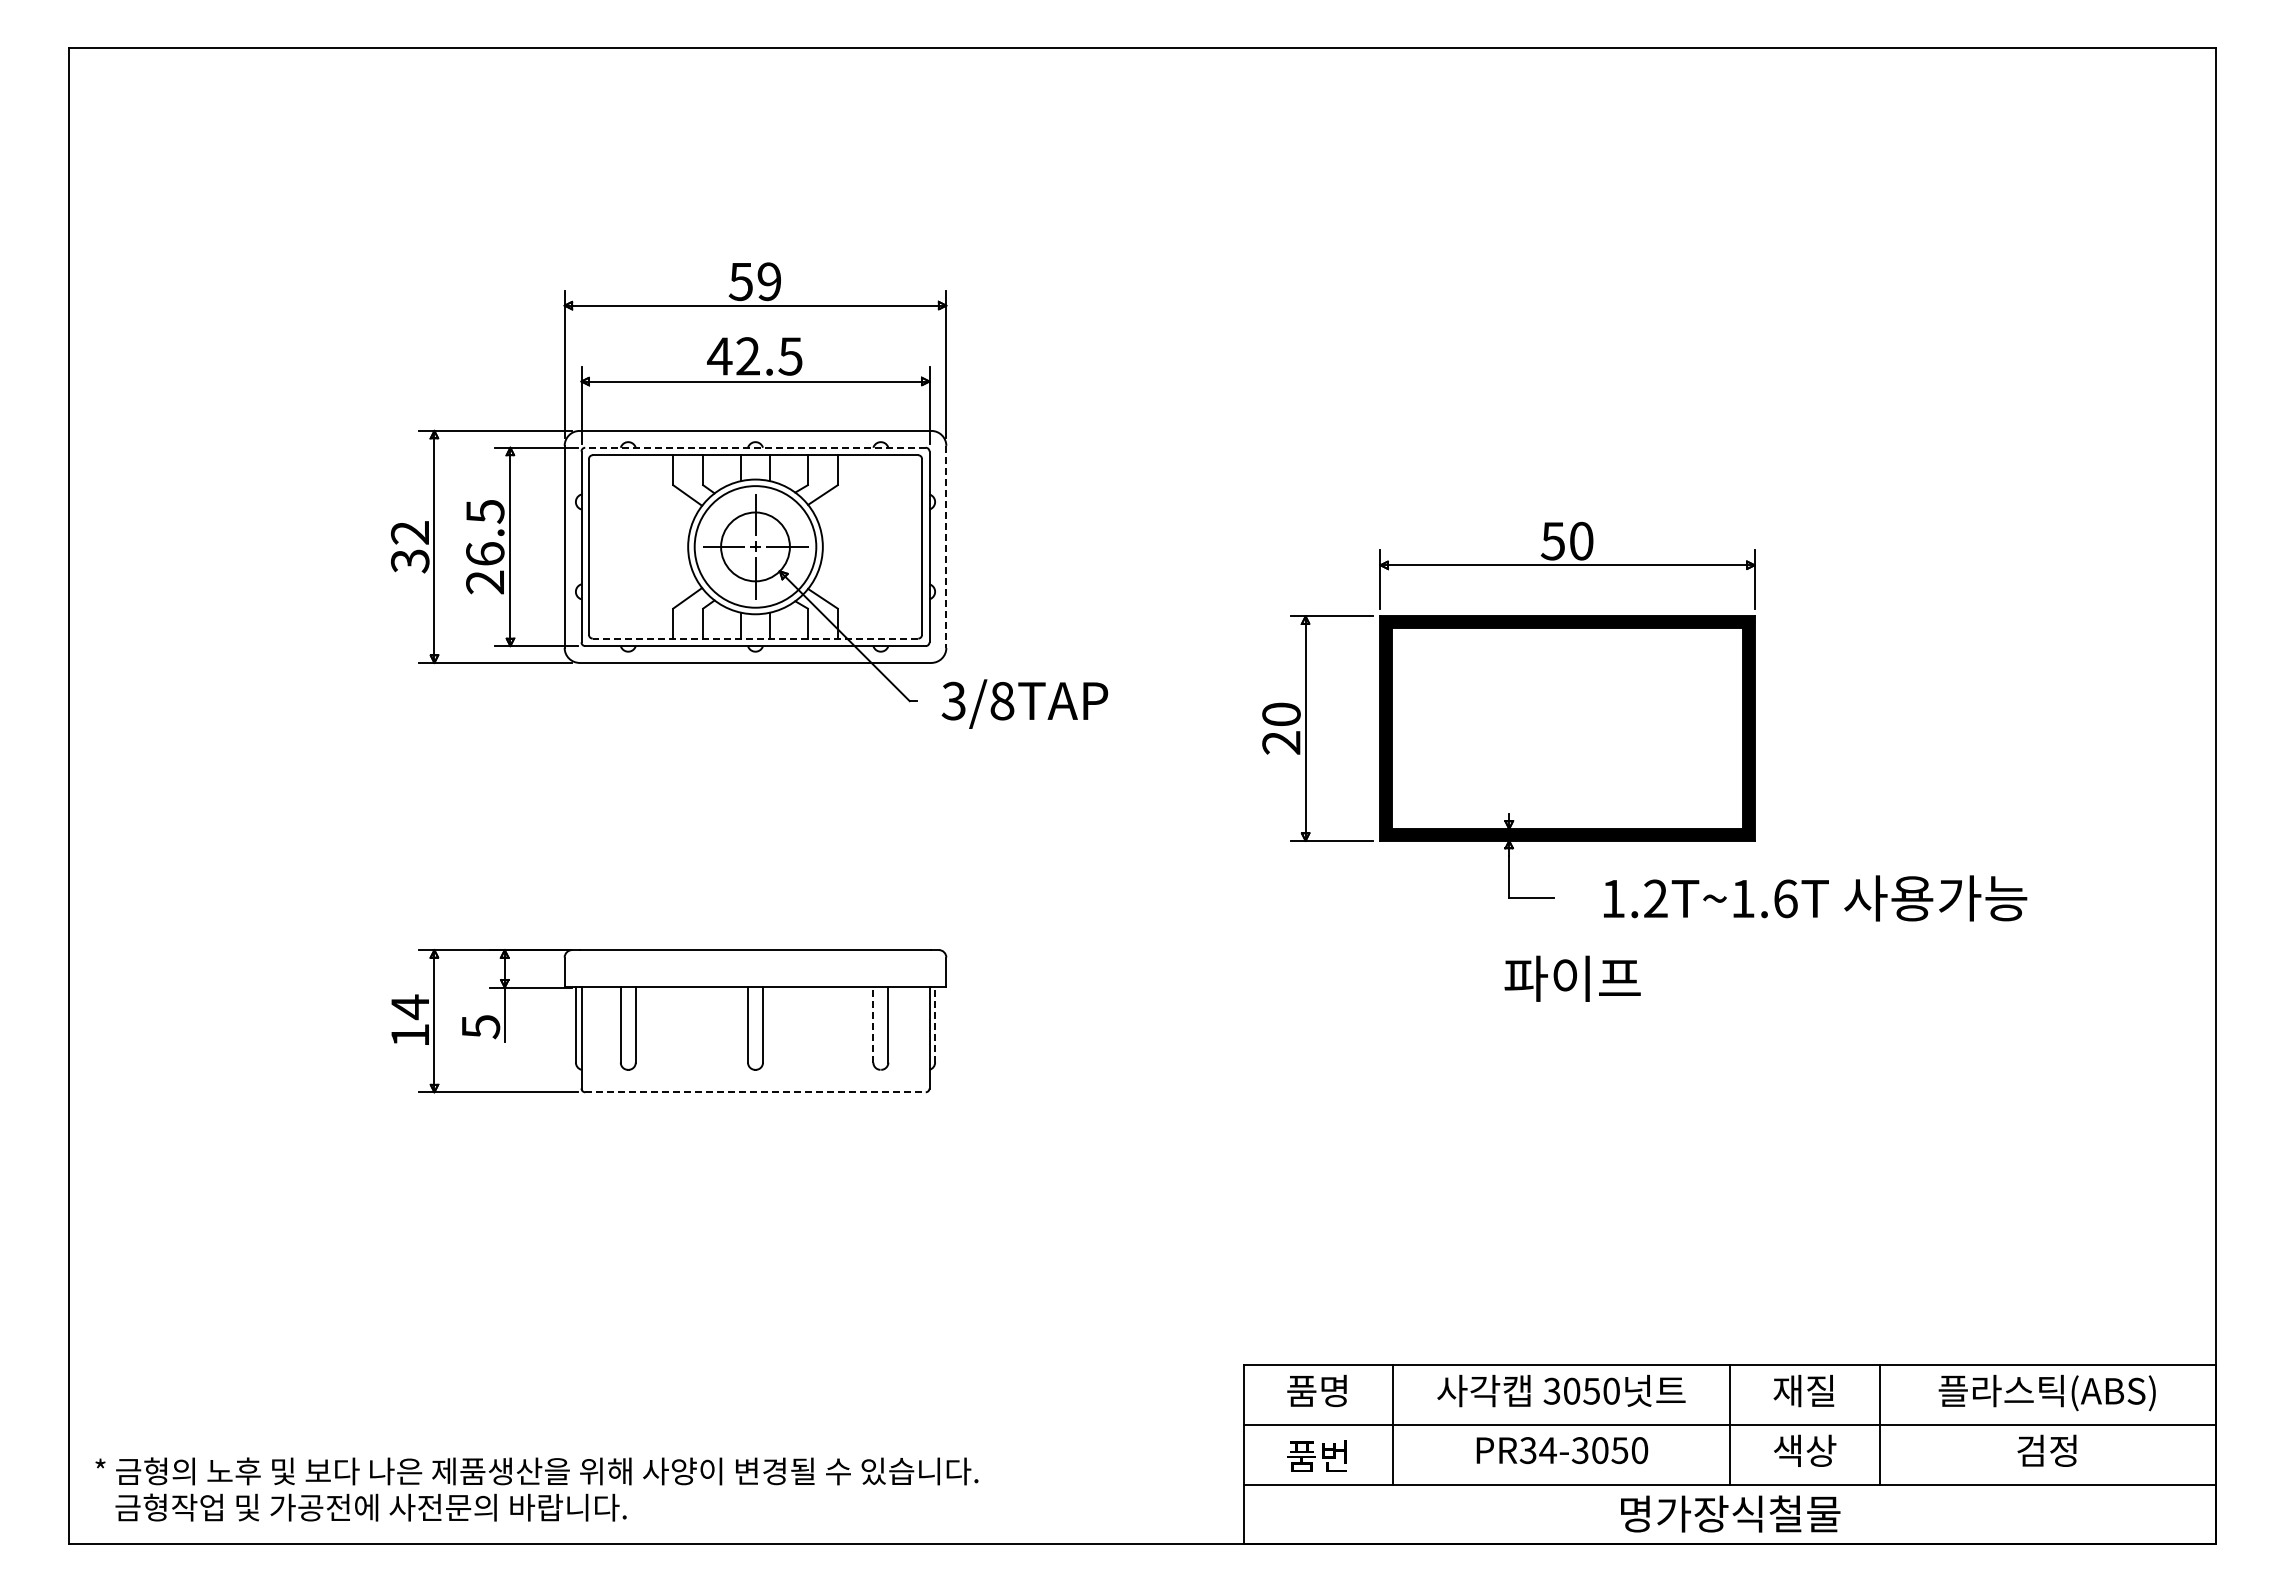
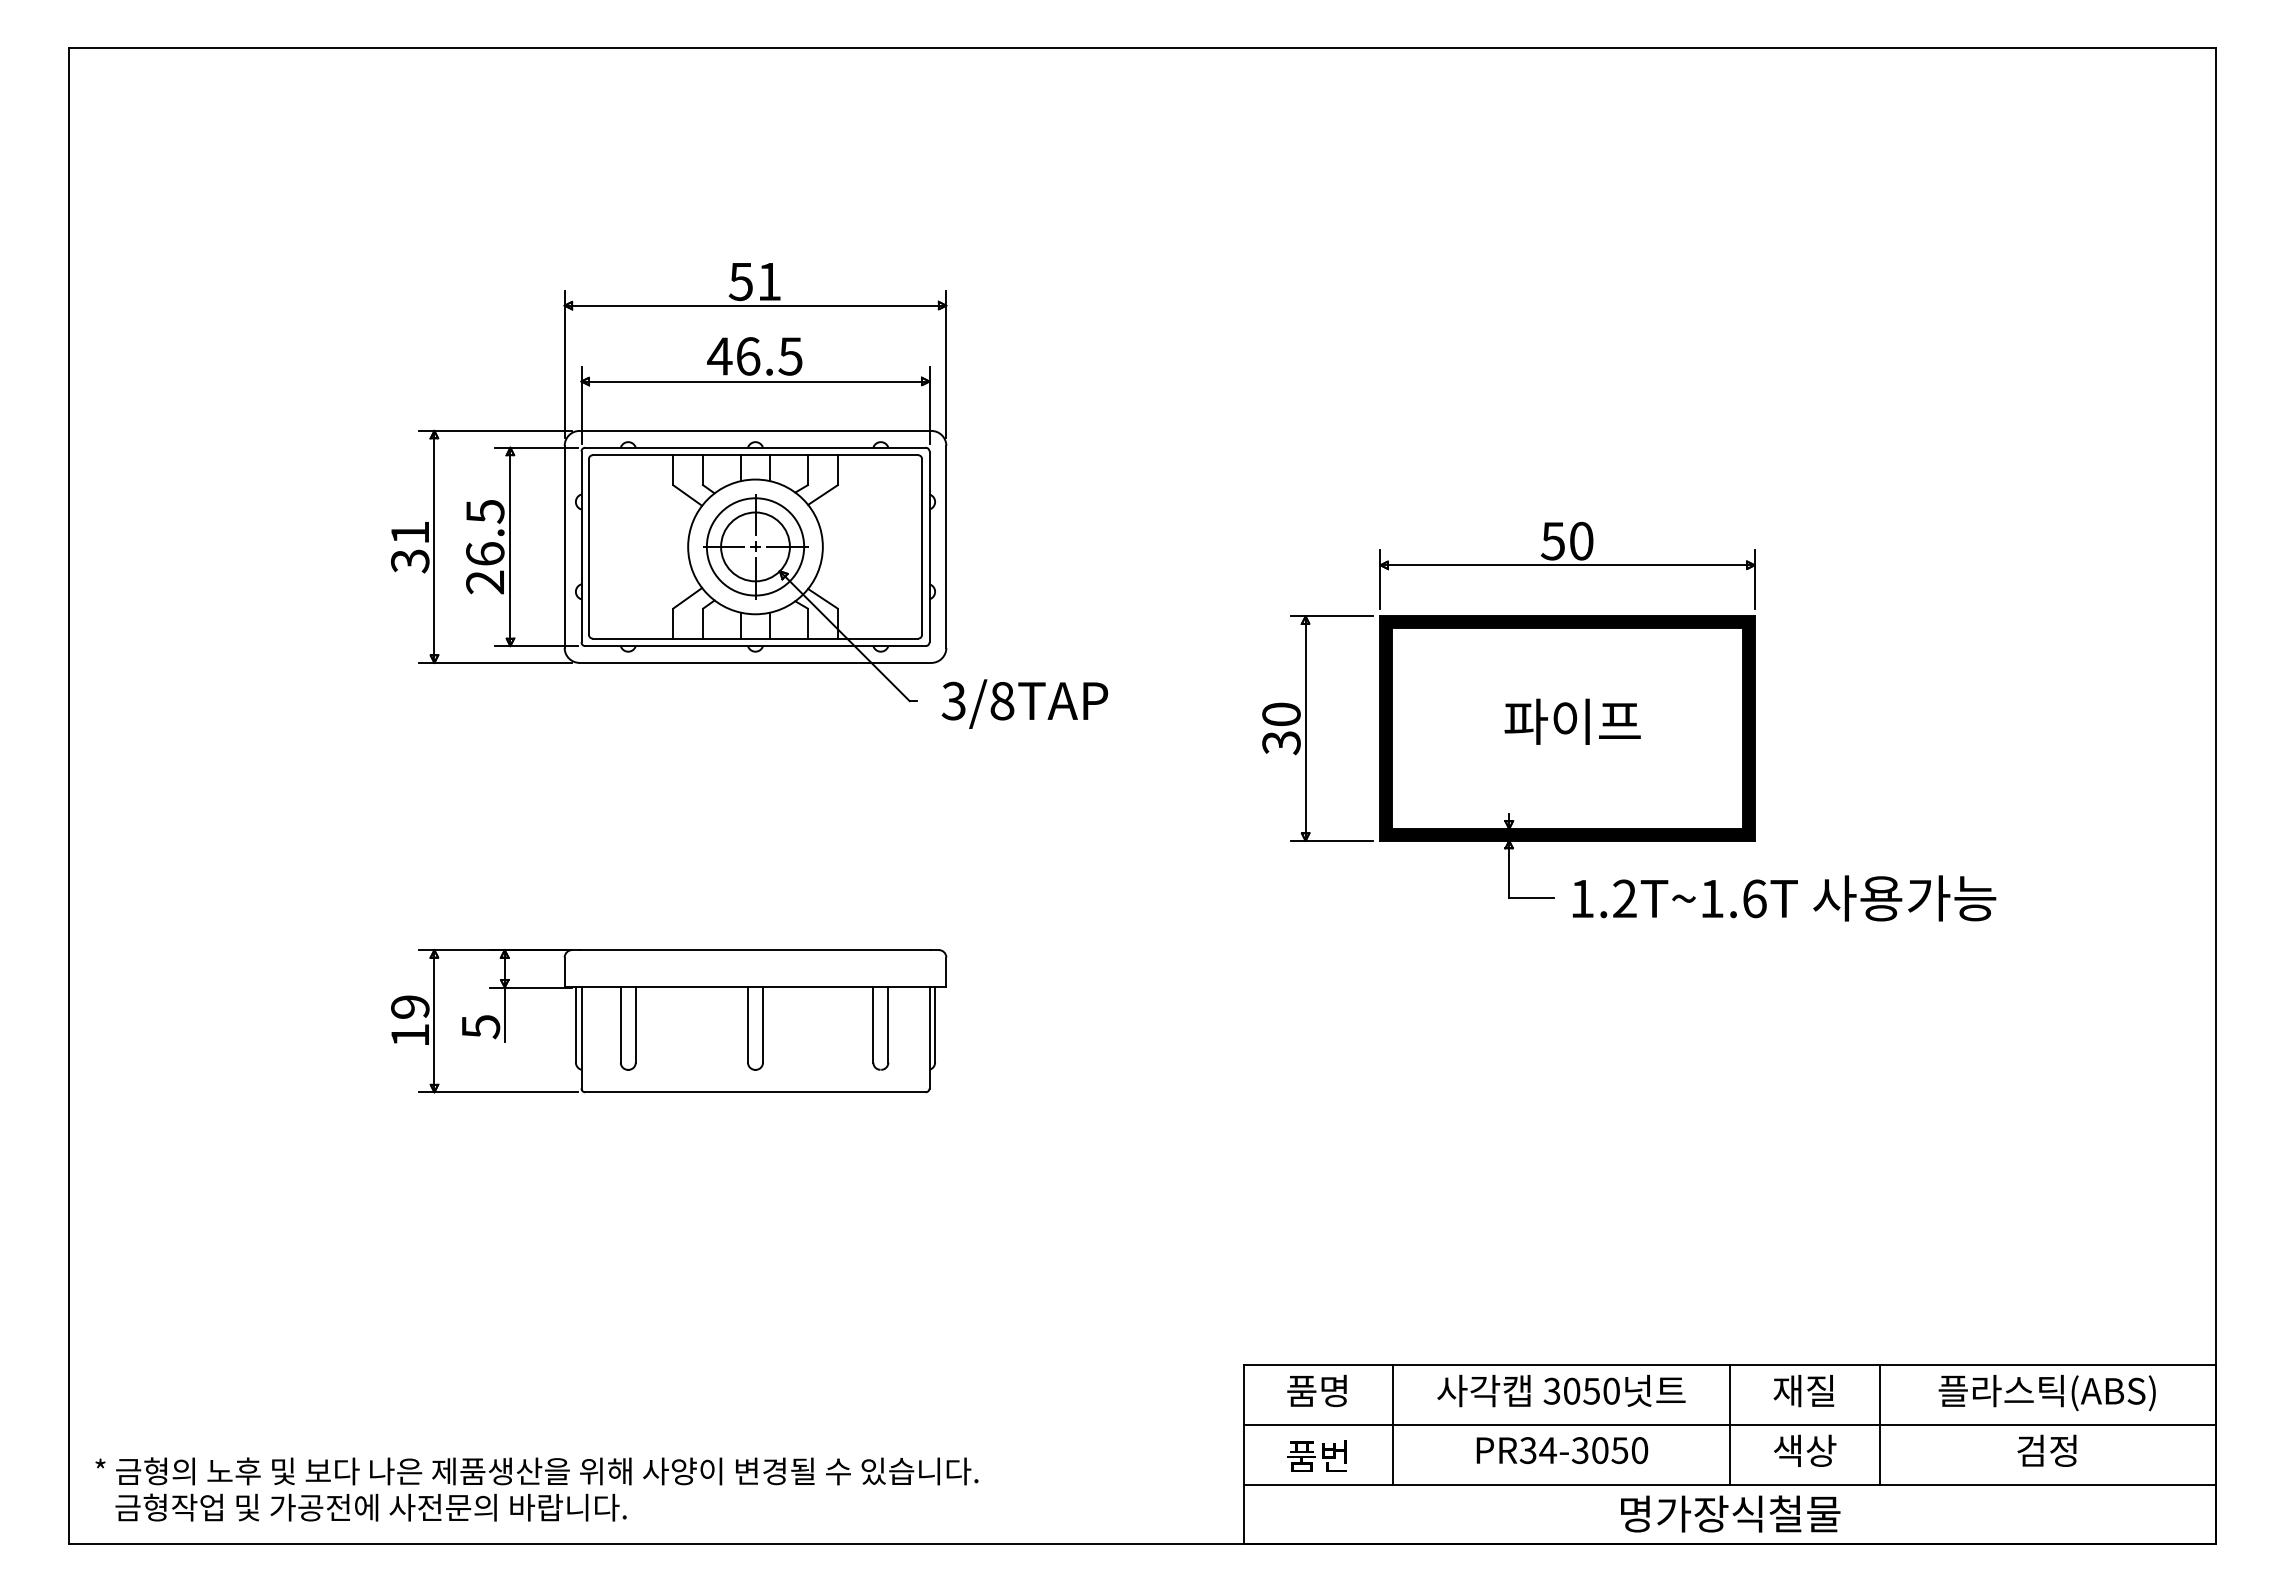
text: 59 -> 51 (768, 281)
text: 42.5 -> 46.5 (748, 356)
line: dashed -> solid (755, 447)
text: 32 -> 31 (409, 532)
circle diameter: 122 px -> 97 px (755, 546)
line: dashed -> solid (946, 547)
line: dashed -> solid (755, 638)
text: 20 -> 30 (1281, 743)
text position: (1815, 898) -> (1784, 898) (1784, 898)
text position: (1572, 978) -> (1572, 721) (1572, 721)
text: 14 -> 19 (410, 1007)
line: dashed -> solid (873, 1025)
line: dashed -> solid (935, 1025)
line: dashed -> solid (756, 1092)
